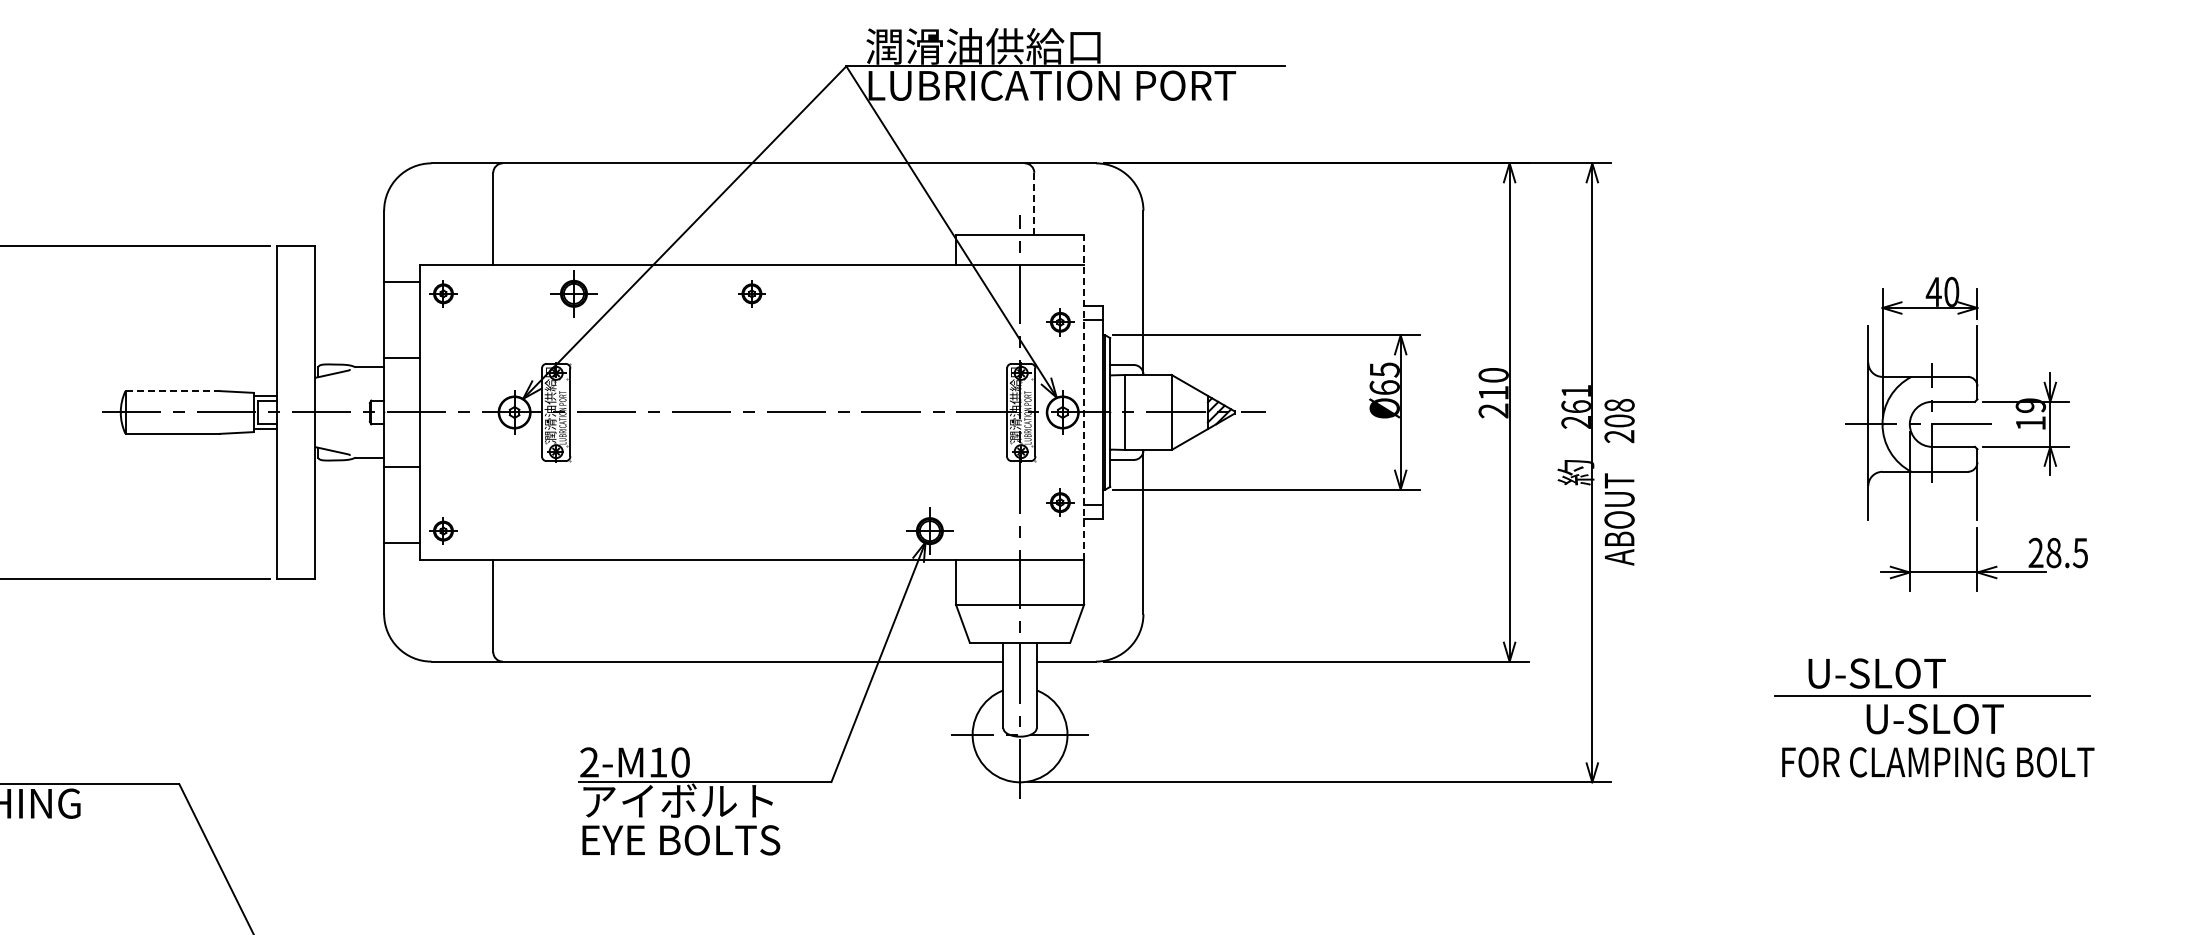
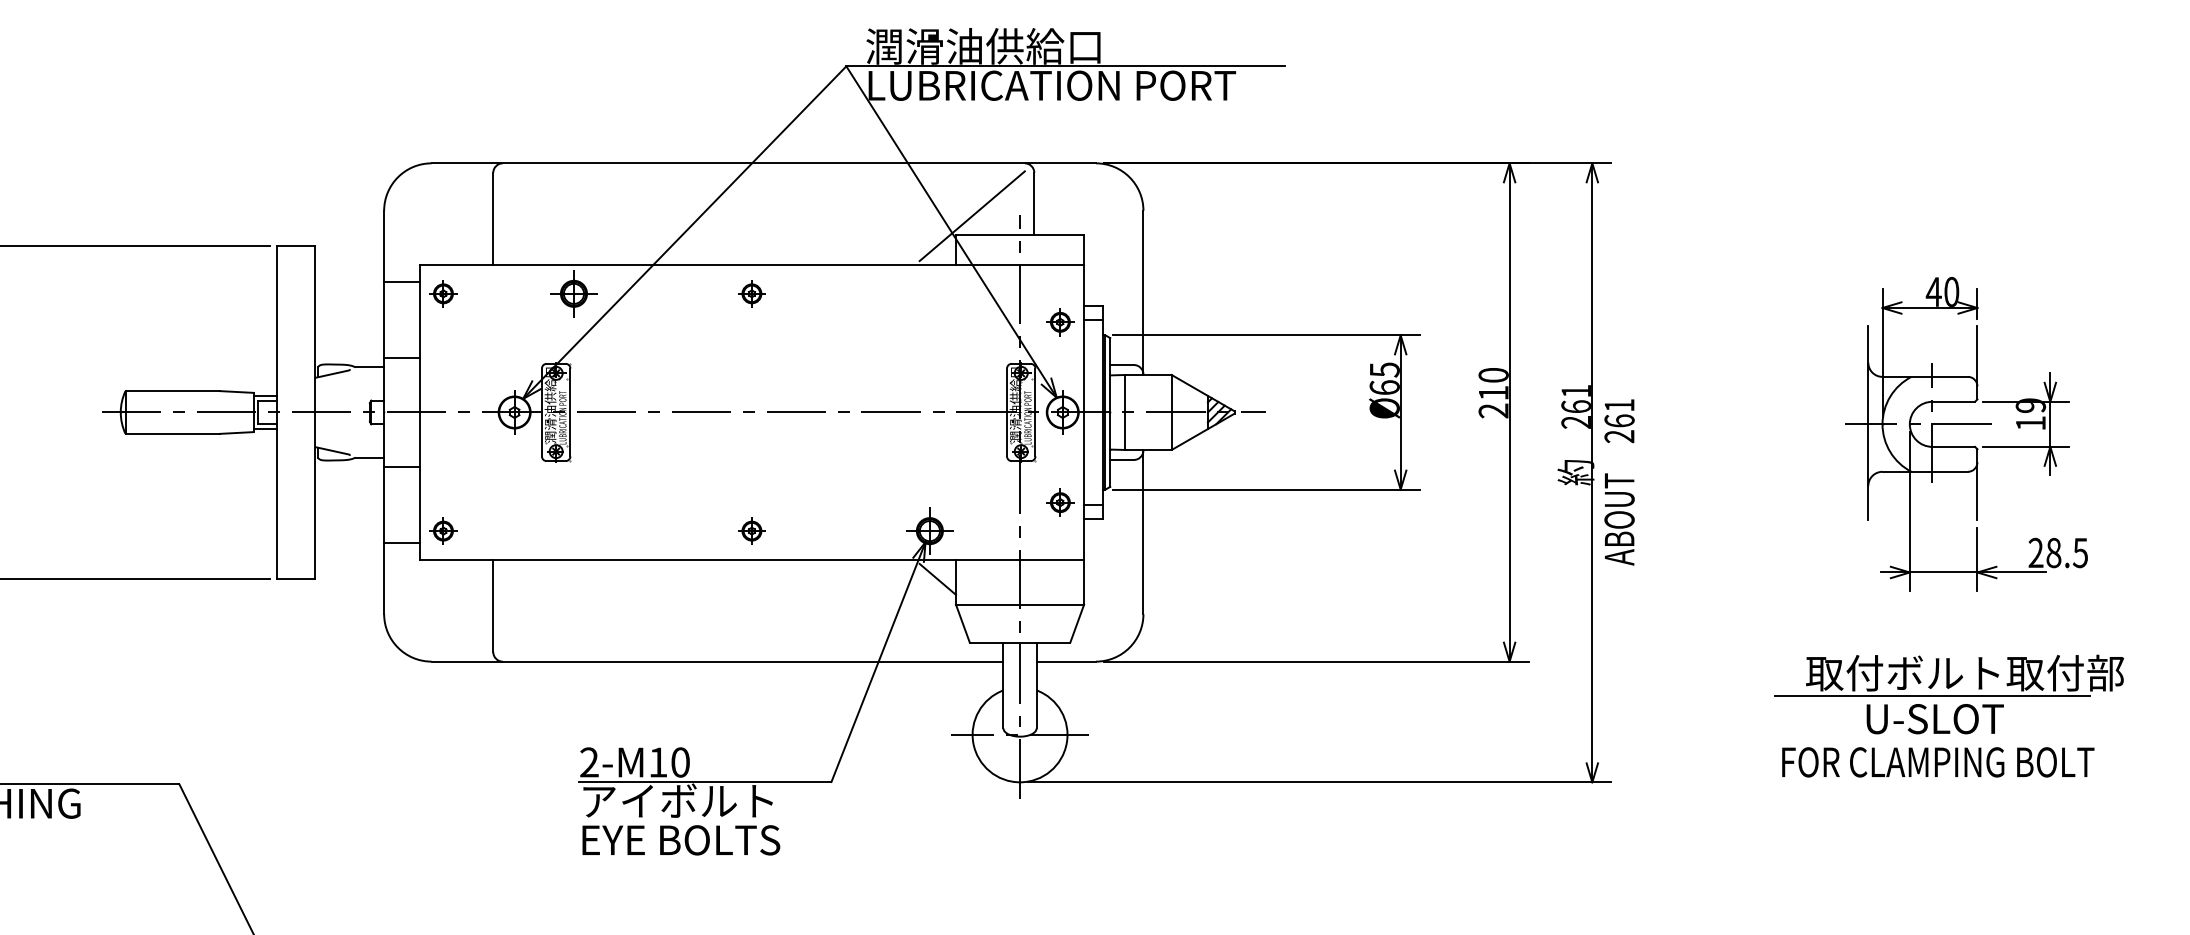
line: dashed -> solid (1034, 203)
line: none -> present (971, 216)
line: dashed -> solid (173, 391)
line: dashed -> solid (1084, 397)
text: 208 -> 261 (1619, 412)
part: none -> present (751, 530)
line: none -> present (937, 578)
text: U-SLOT -> 取付ボルト取付部 (1965, 672)
